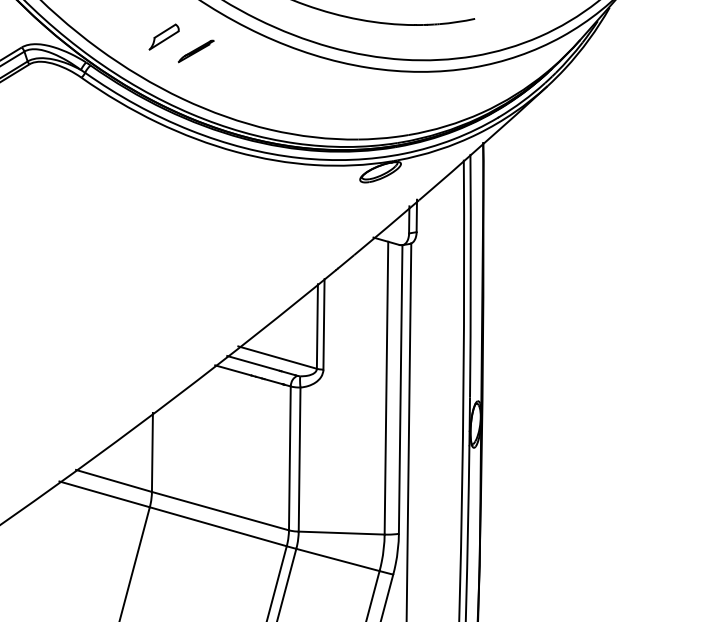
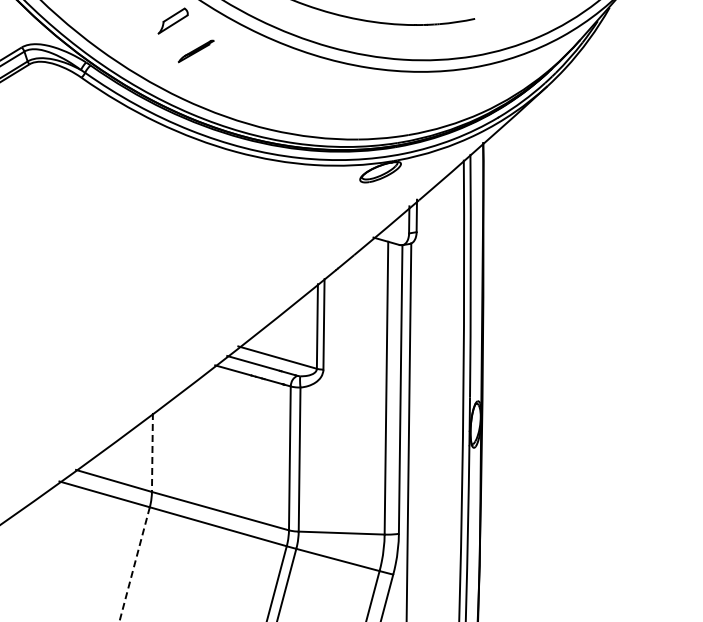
part position: (163, 36) -> (172, 20) (172, 20)
line: solid -> dashed (152, 452)
line: solid -> dashed (134, 564)
